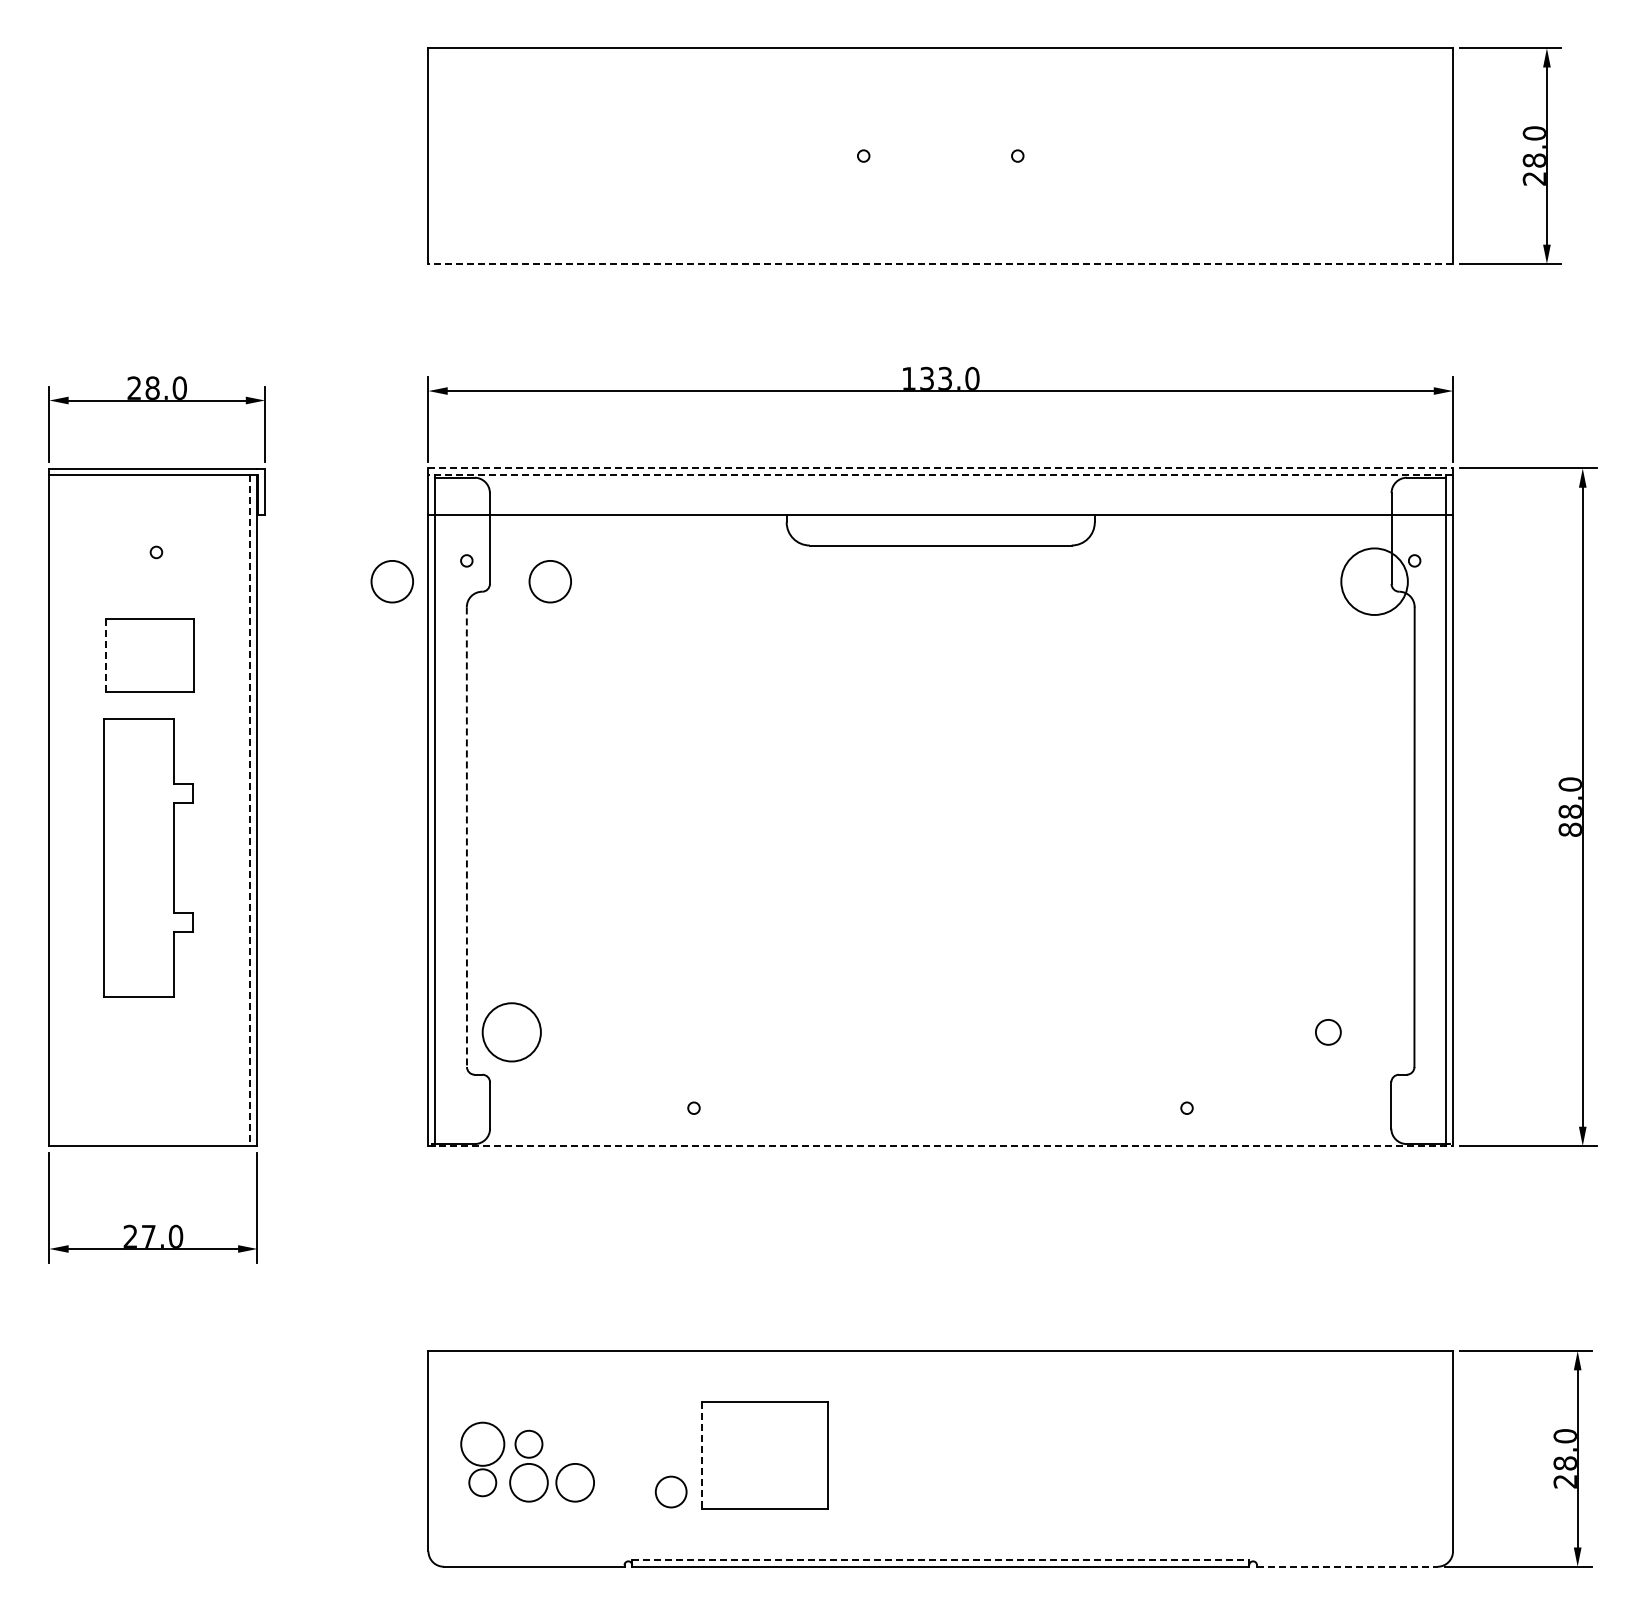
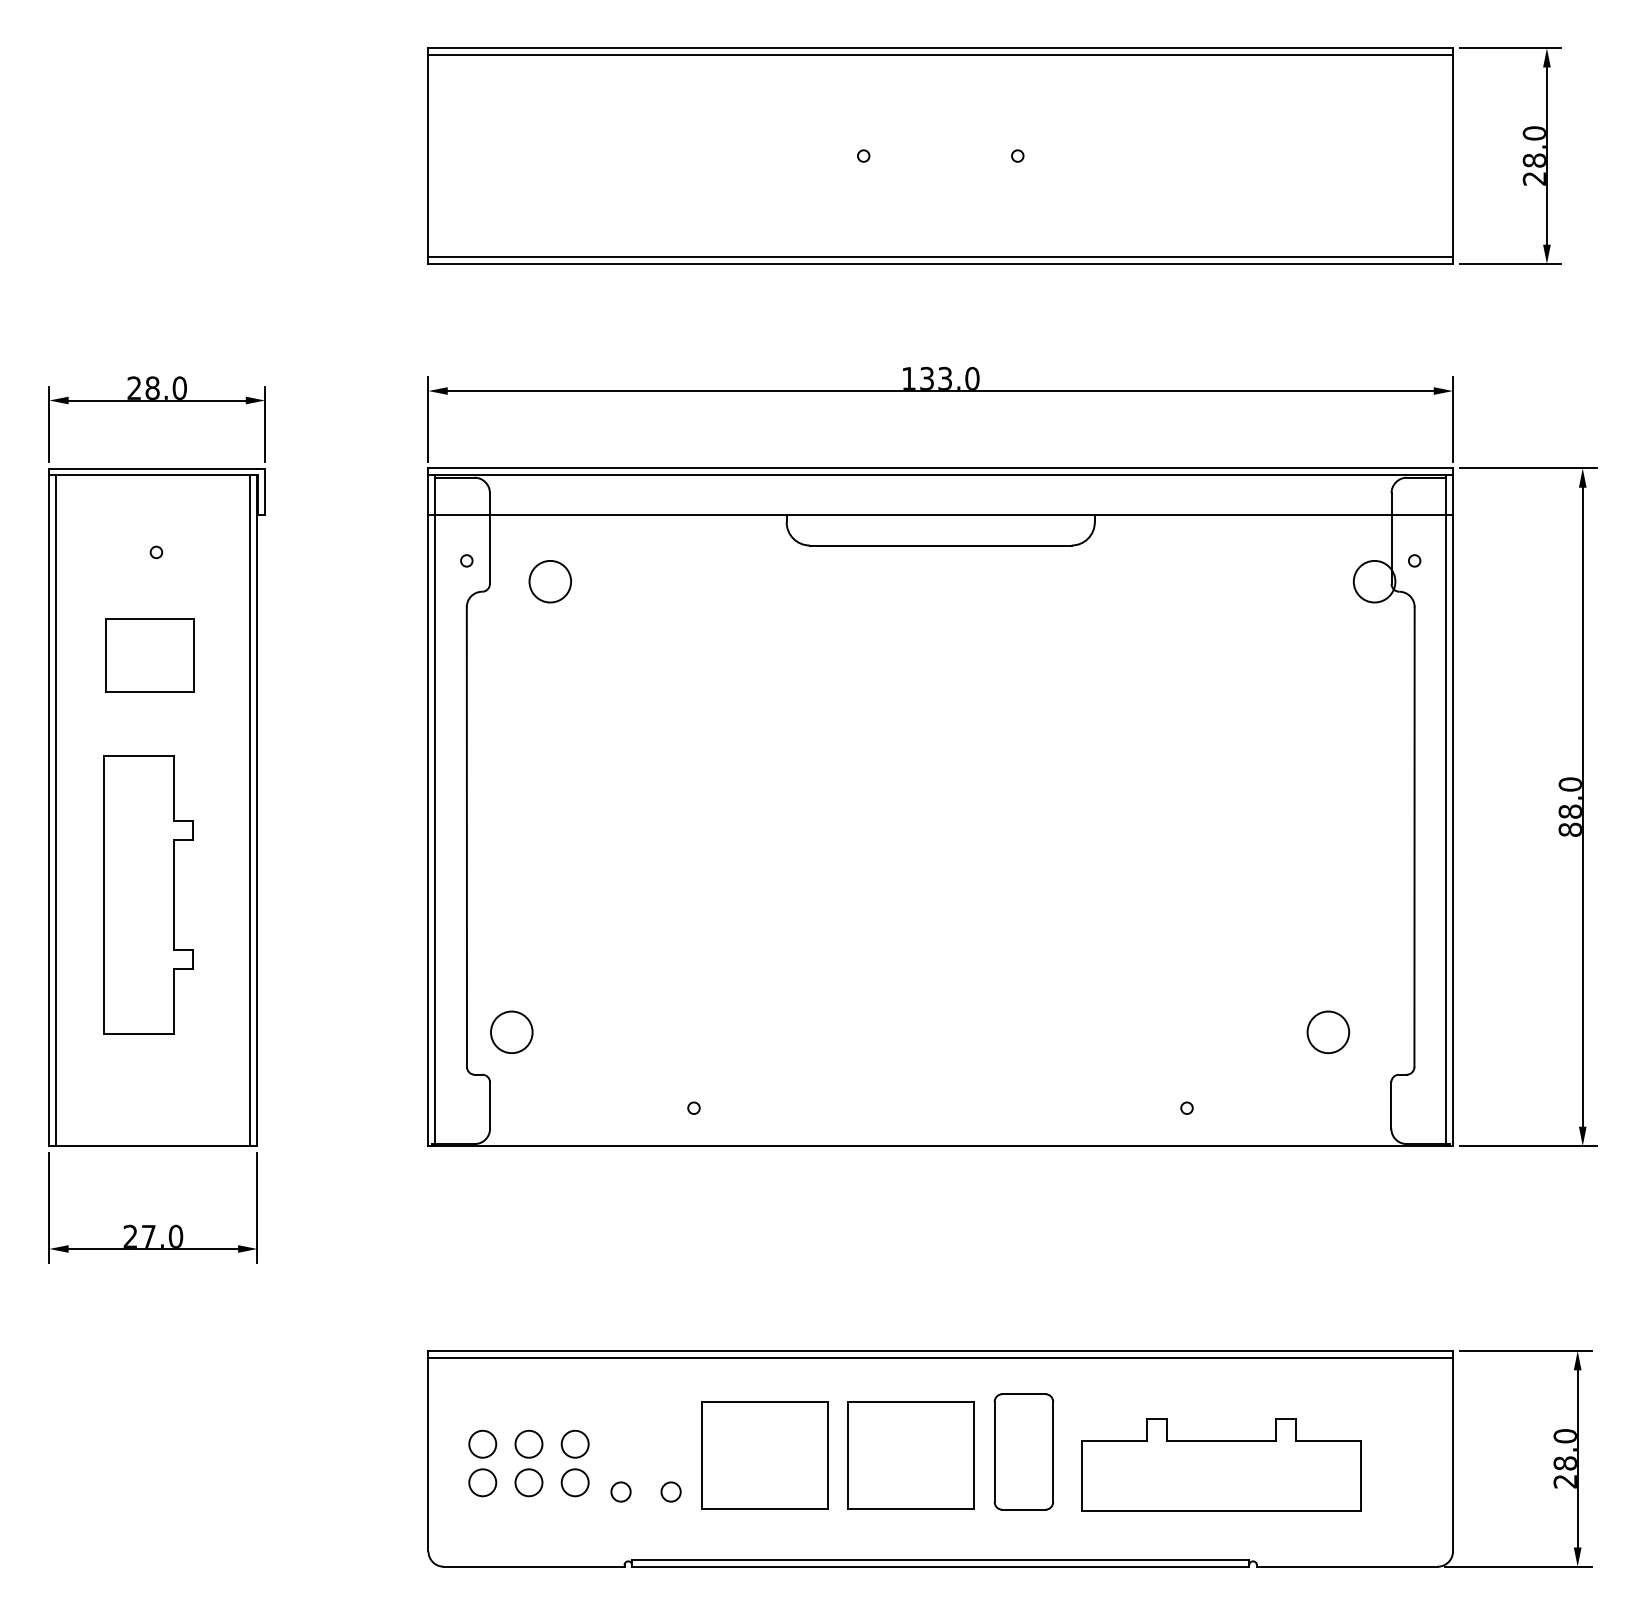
line: none -> present (940, 55)
line: none -> present (940, 257)
line: dashed -> solid (940, 263)
line: dashed -> solid (941, 468)
line: dashed -> solid (940, 475)
circle: present -> none (391, 581)
circle diameter: 67 px -> 42 px (1374, 581)
line: dashed -> solid (105, 655)
line: none -> present (56, 810)
line: dashed -> solid (250, 811)
line: dashed -> solid (466, 837)
part position: (148, 857) -> (148, 894) (148, 894)
circle diameter: 25 px -> 42 px (1328, 1032)
circle diameter: 58 px -> 42 px (511, 1032)
line: dashed -> solid (941, 1146)
line: none -> present (940, 1358)
circle diameter: 43 px -> 27 px (482, 1443)
circle: none -> present (574, 1443)
part: none -> present (1023, 1451)
line: dashed -> solid (701, 1455)
part: none -> present (910, 1455)
part: none -> present (1221, 1464)
circle diameter: 38 px -> 27 px (528, 1482)
circle diameter: 38 px -> 27 px (574, 1482)
circle: none -> present (620, 1491)
circle size: 34x34 px -> 22x22 px (670, 1491)
line: dashed -> solid (940, 1559)
line: dashed -> solid (1347, 1566)
